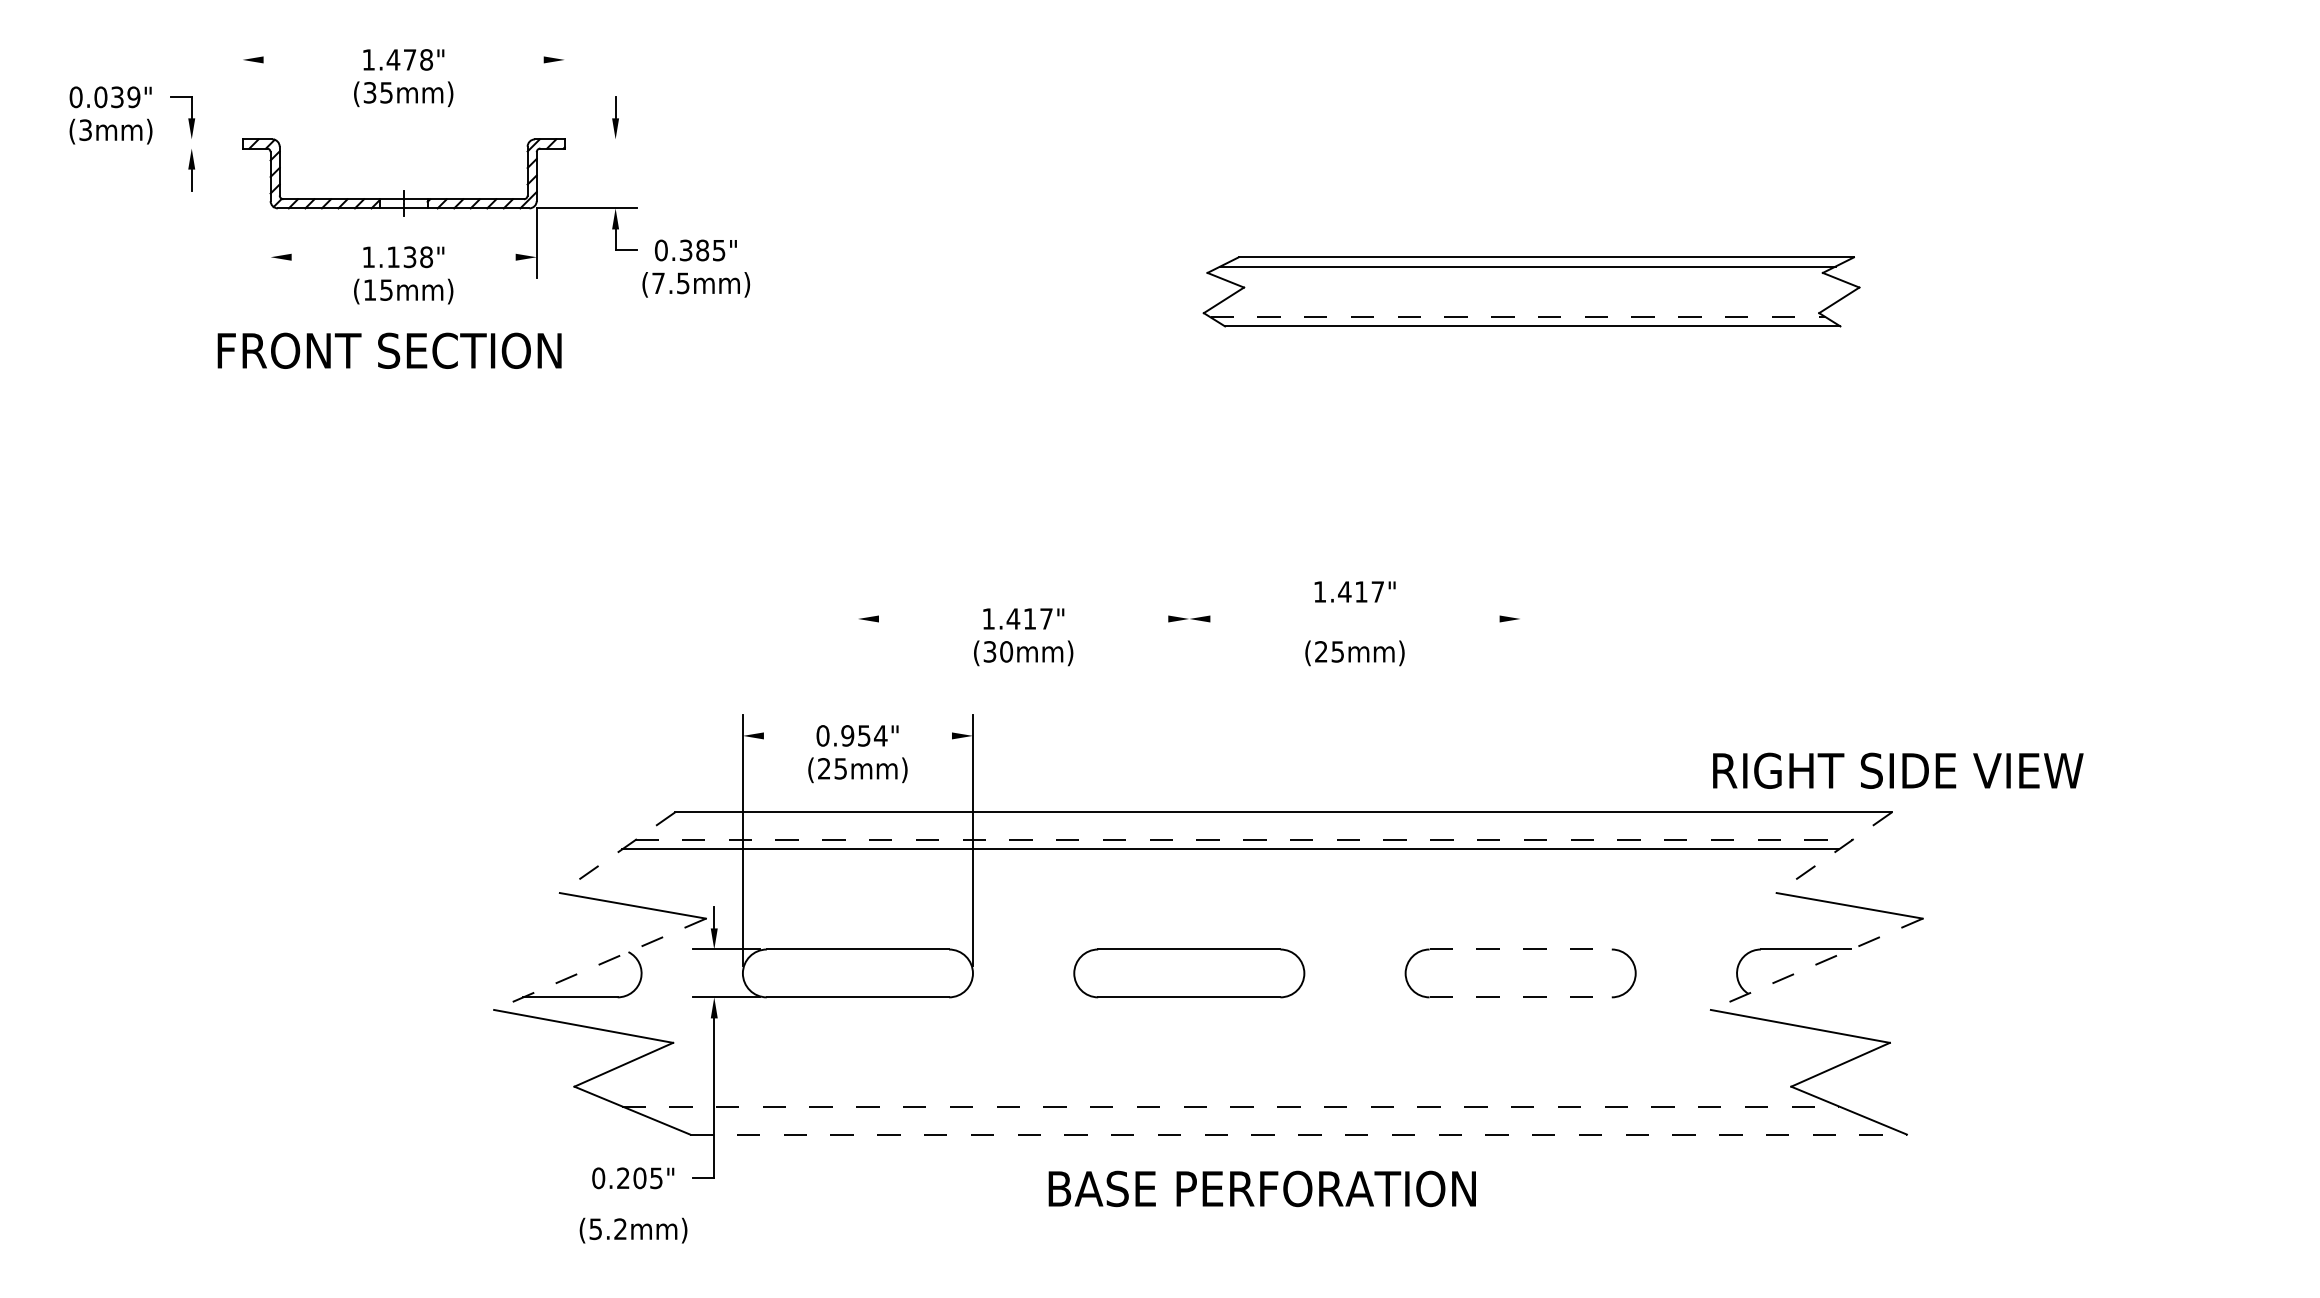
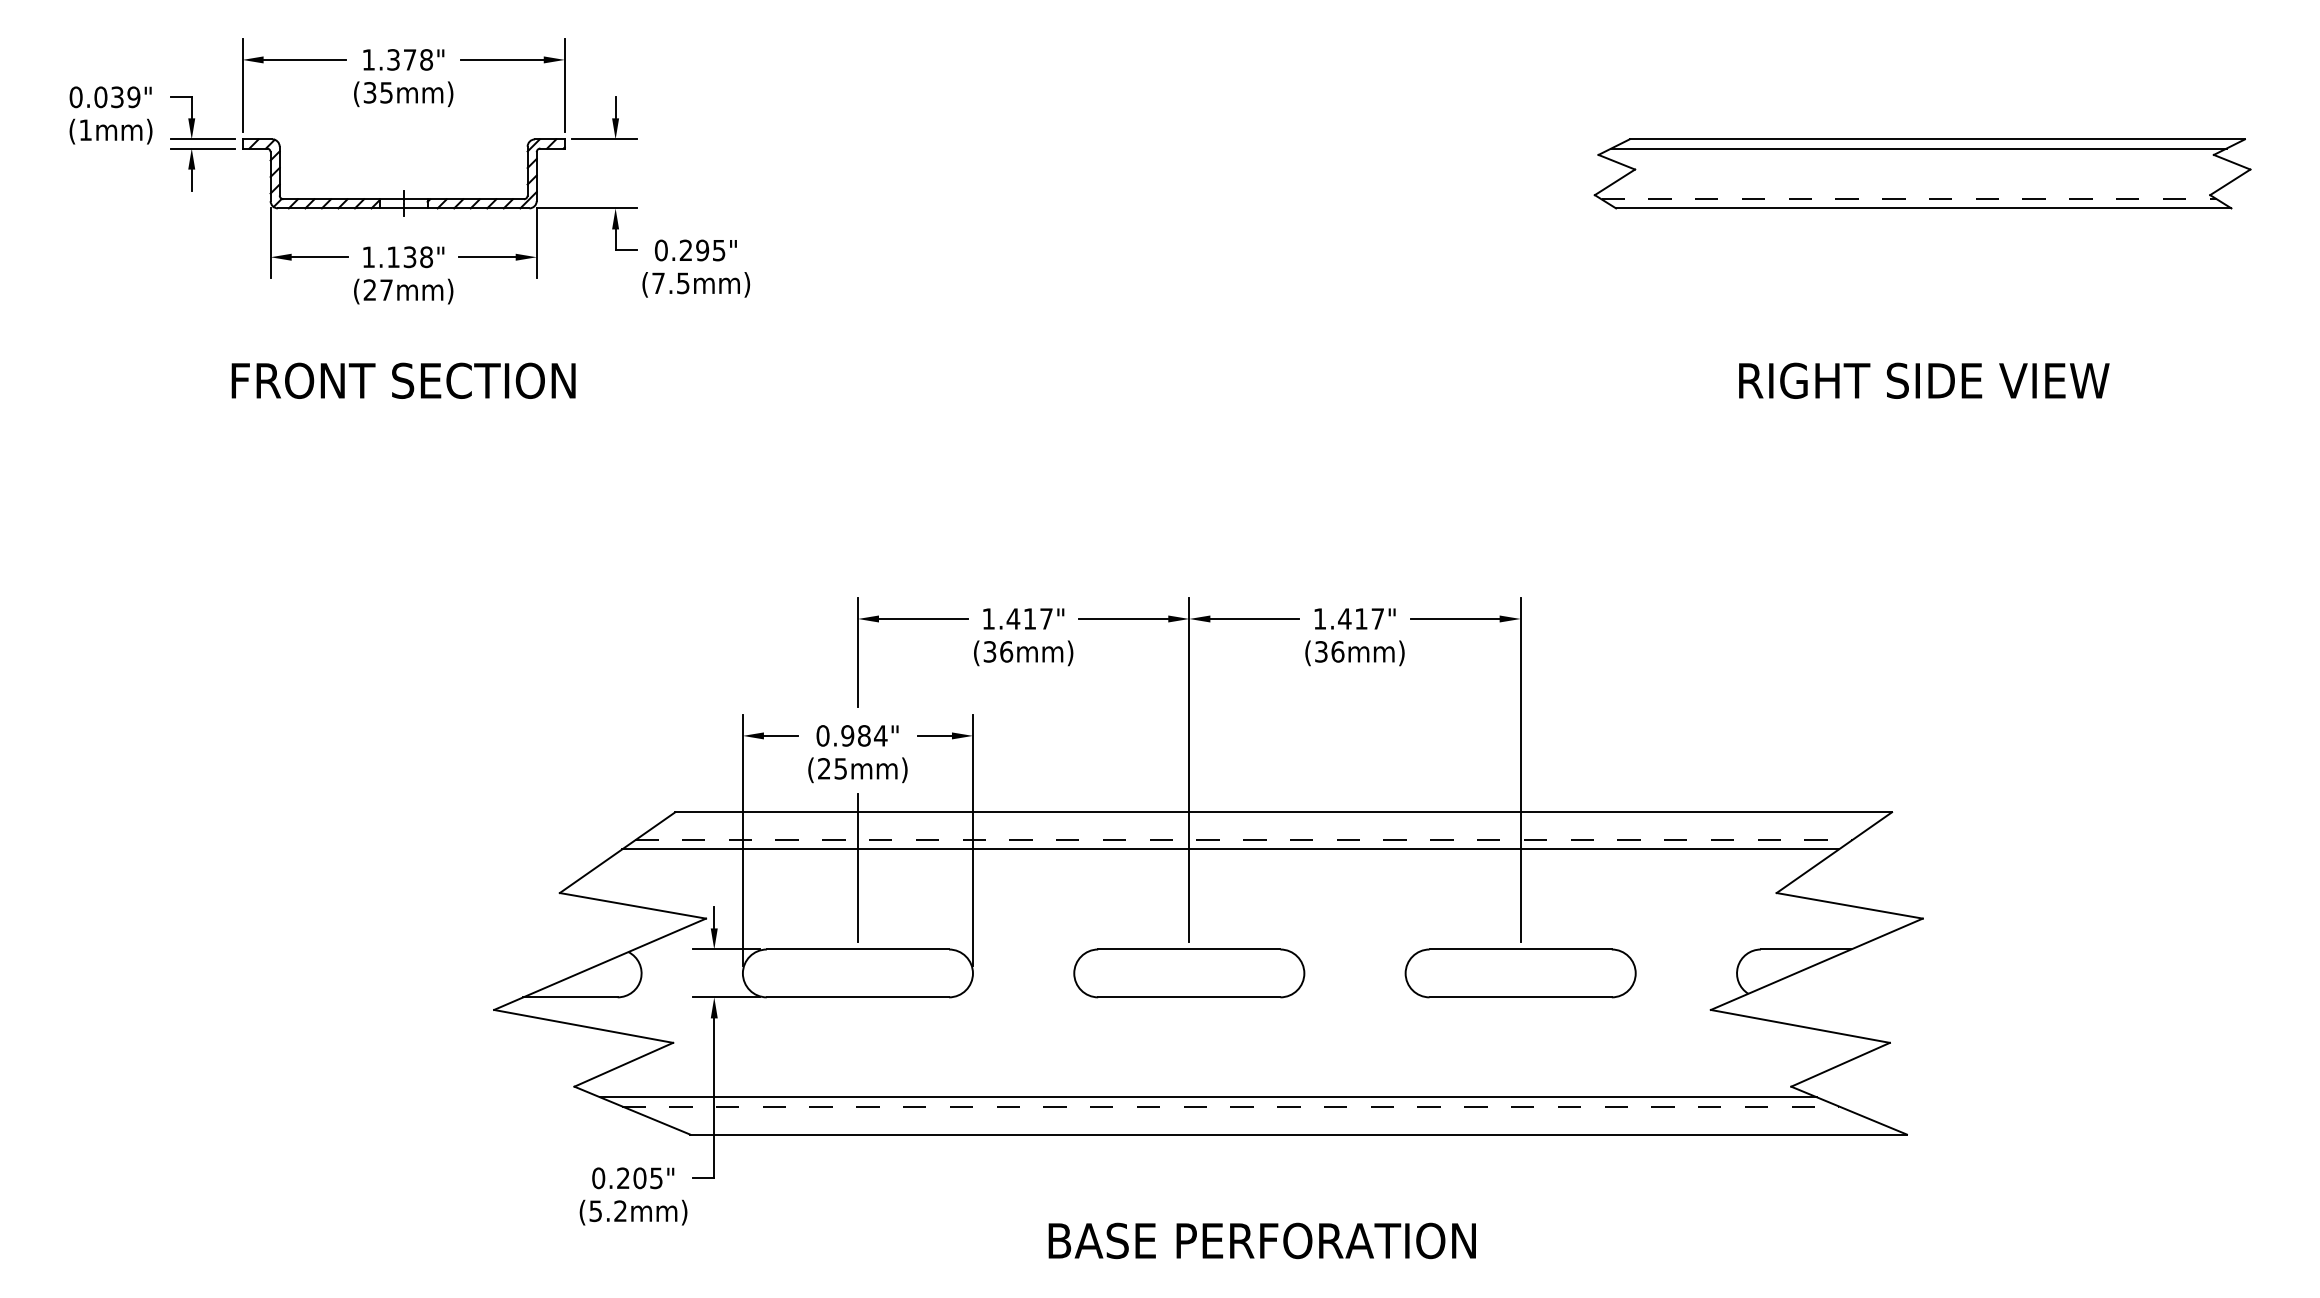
line: none -> present (304, 59)
text: 1.478" -> 1.378" (393, 59)
line: none -> present (502, 59)
line: none -> present (242, 85)
line: none -> present (564, 85)
text: (3mm) -> (1mm) (85, 130)
line: none -> present (202, 139)
line: none -> present (604, 139)
line: none -> present (202, 148)
line: none -> present (270, 243)
text: 0.385" -> 0.295" (694, 250)
line: none -> present (319, 257)
line: none -> present (487, 257)
text: (15mm) -> (27mm) (377, 289)
part position: (1531, 291) -> (1922, 173) (1922, 173)
text position: (389, 350) -> (403, 380) (403, 380)
text position: (1354, 591) -> (1354, 618) (1354, 618)
line: none -> present (923, 618)
line: none -> present (1123, 618)
line: none -> present (1254, 618)
line: none -> present (1454, 618)
line: none -> present (857, 651)
text: (30mm) -> (36mm) (1006, 651)
text: (25mm) -> (36mm) (1329, 651)
line: none -> present (780, 735)
text: 0.954" -> 0.984" (863, 735)
line: none -> present (934, 735)
line: none -> present (1189, 769)
line: none -> present (1520, 769)
text position: (1898, 770) -> (1924, 380) (1924, 380)
line: dashed -> solid (617, 852)
line: dashed -> solid (1833, 852)
line: none -> present (857, 868)
line: dashed -> solid (1521, 949)
line: dashed -> solid (599, 964)
line: dashed -> solid (1816, 964)
line: dashed -> solid (1521, 997)
line: none -> present (1208, 1097)
line: dashed -> solid (1299, 1134)
text position: (1261, 1188) -> (1261, 1240) (1261, 1240)
text position: (633, 1230) -> (633, 1212) (633, 1212)
